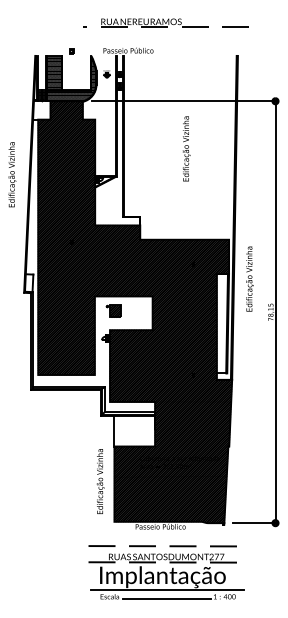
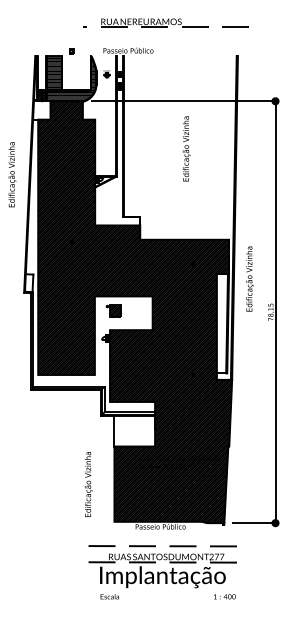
text position: (100, 481) -> (88, 484) (88, 484)
line: present -> none (167, 589)
line: present -> none (166, 599)
